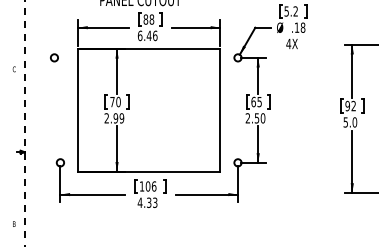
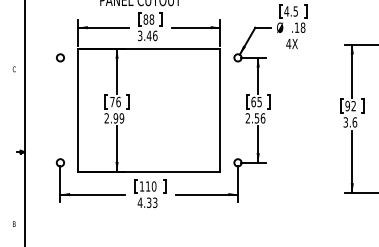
text: 5.2 -> 4.5 (290, 11)
text: 6.46 -> 3.46 (139, 35)
circle position: (54, 57) -> (60, 57) (60, 57)
text: 70 -> 76 (118, 101)
text: 2.50 -> 2.56 (263, 118)
text: 5.0 -> 3.6 (350, 121)
line: dashed -> solid (24, 123)
text: 106 -> 110 (150, 186)
